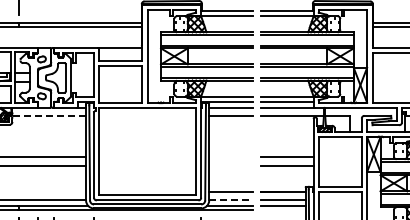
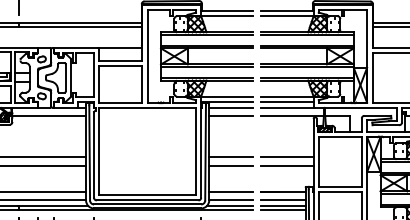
line: dashed -> solid (47, 115)
line: none -> present (231, 157)
line: none -> present (231, 166)
line: none -> present (44, 191)
line: dashed -> solid (231, 199)
line: none -> present (283, 210)
